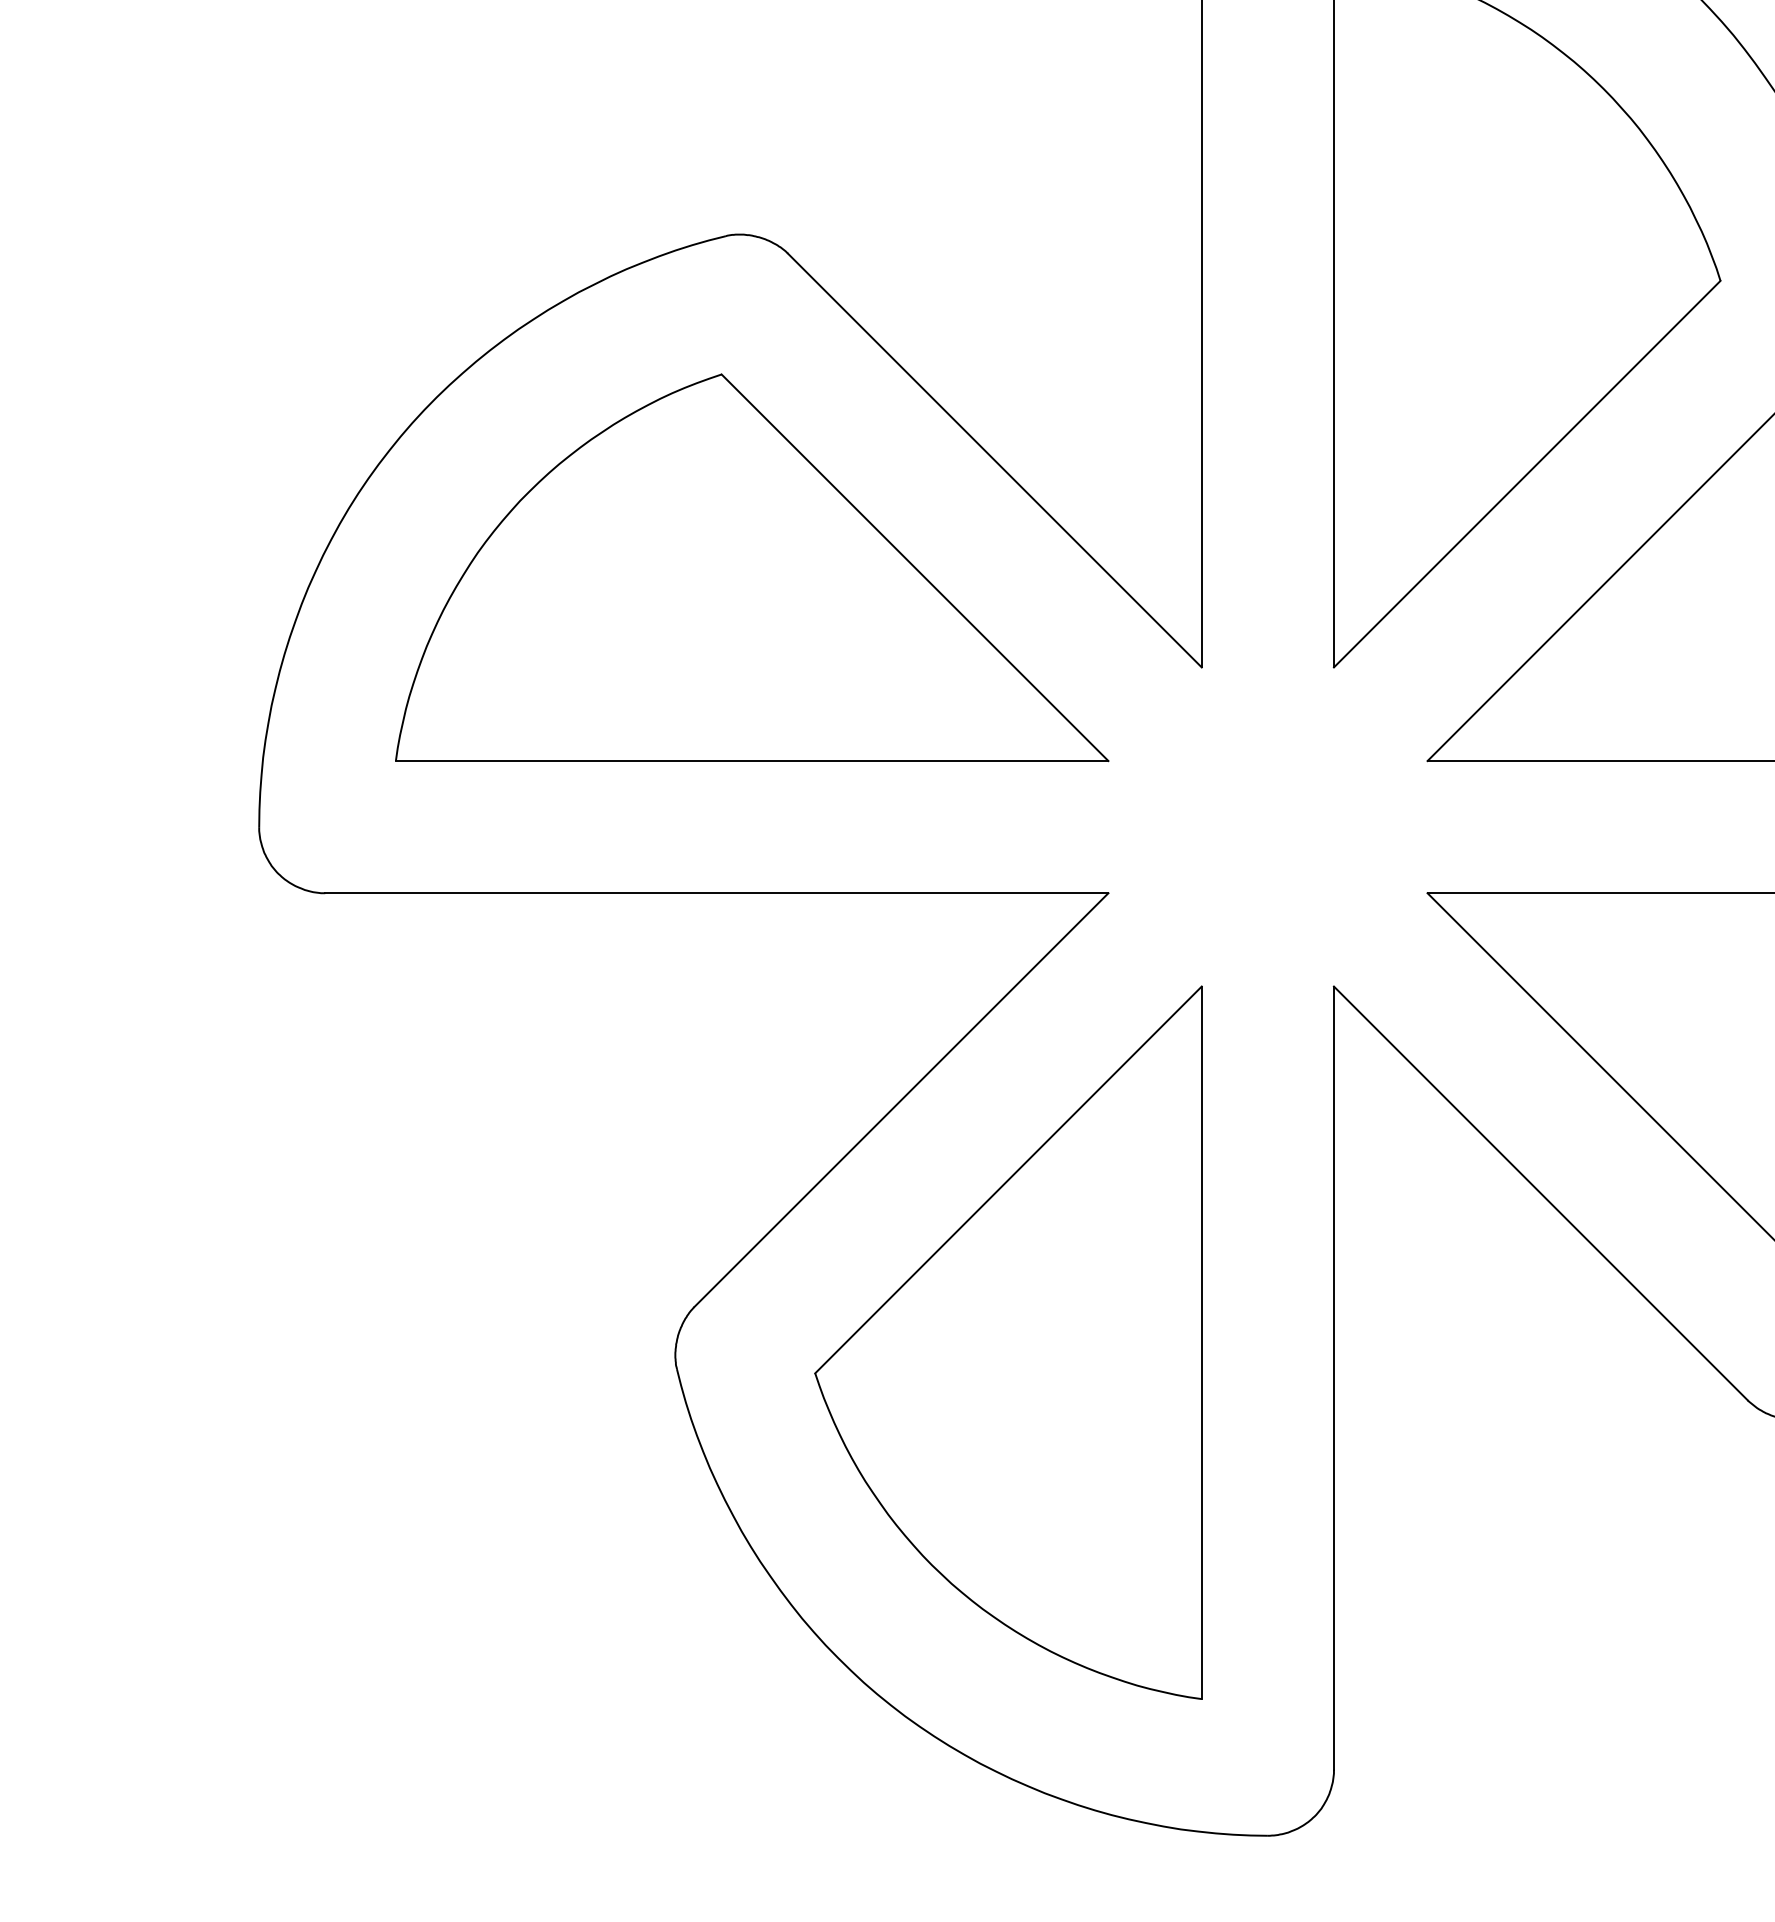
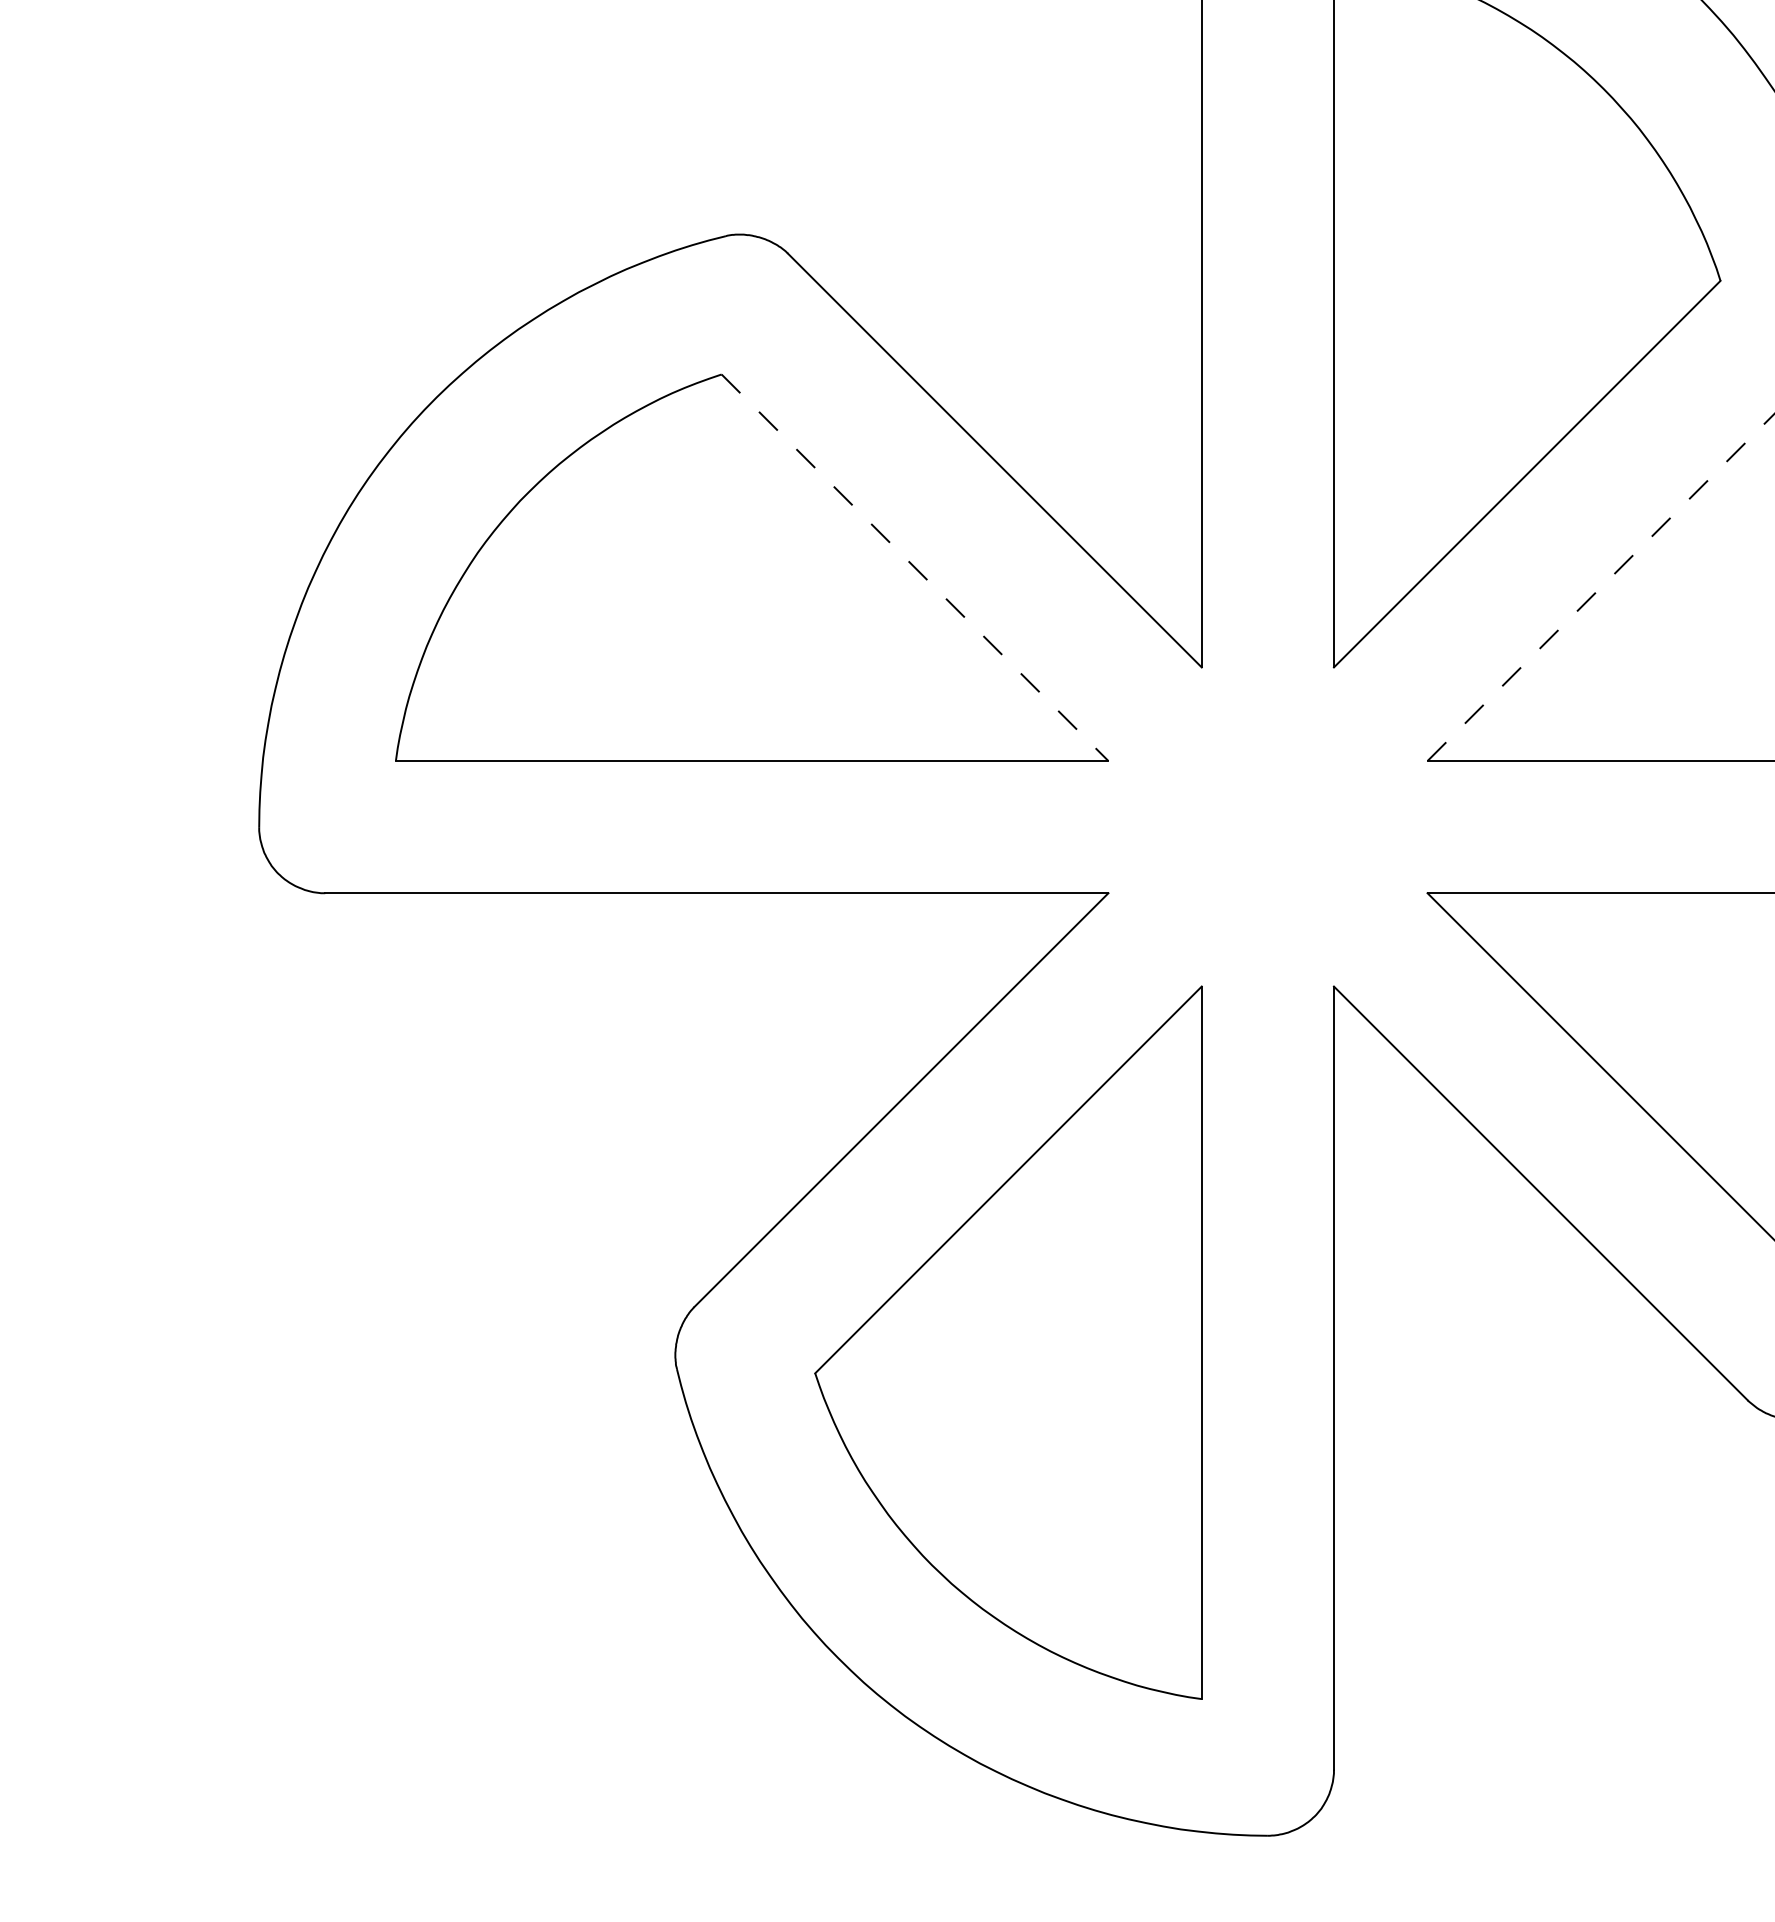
line: solid -> dashed (915, 568)
line: solid -> dashed (1601, 587)
